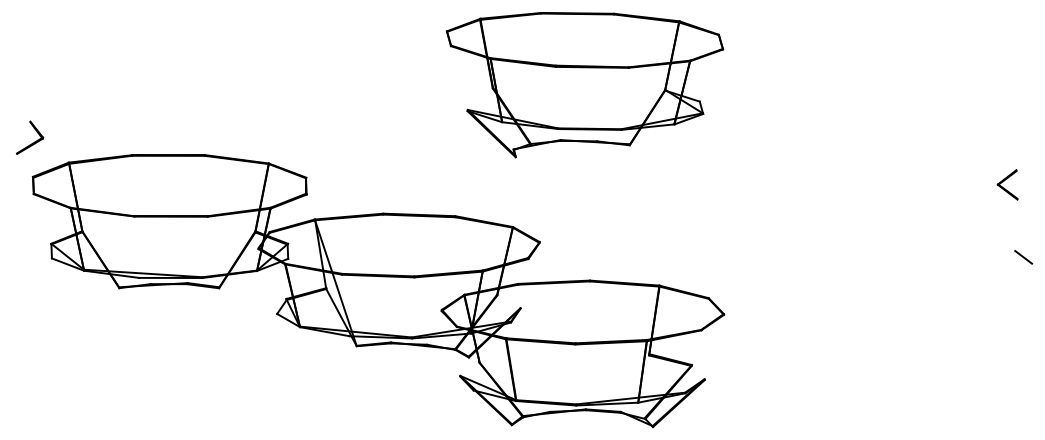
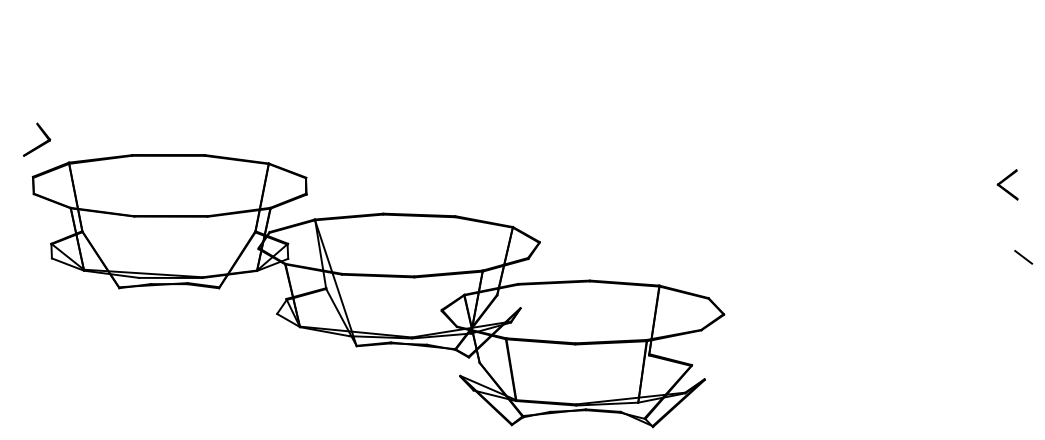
part: present -> none (584, 85)
part position: (30, 137) -> (37, 139) (37, 139)
